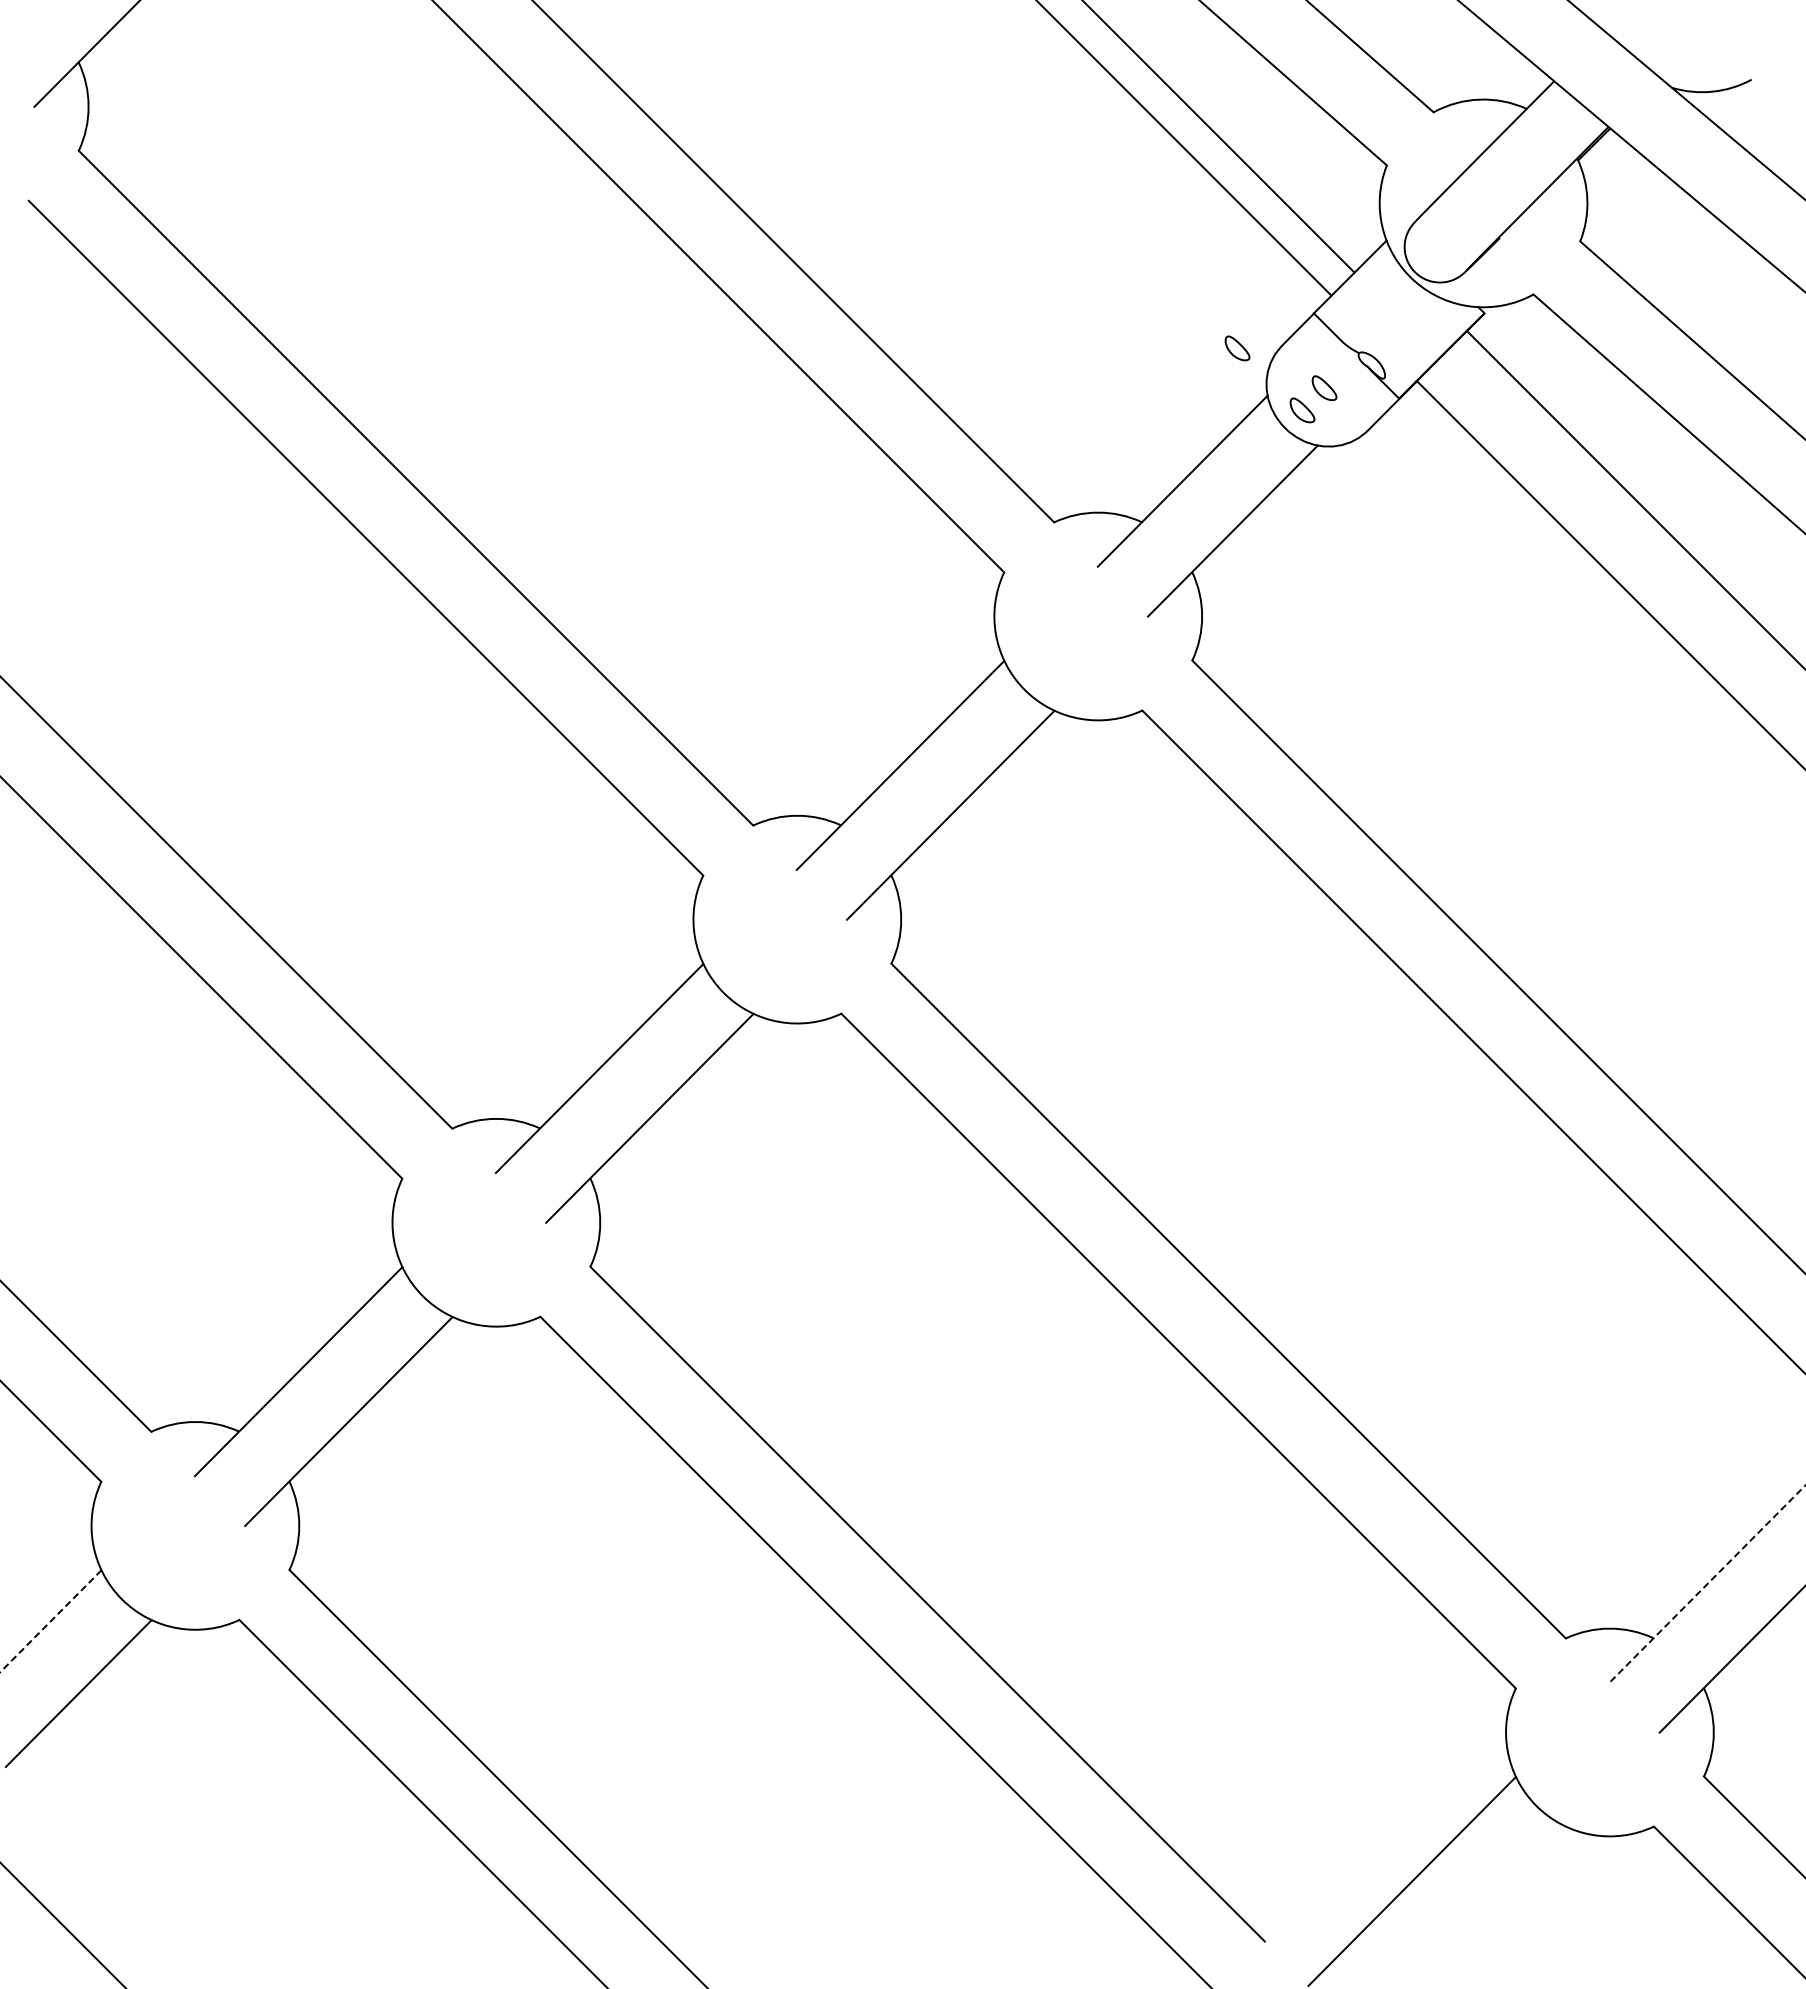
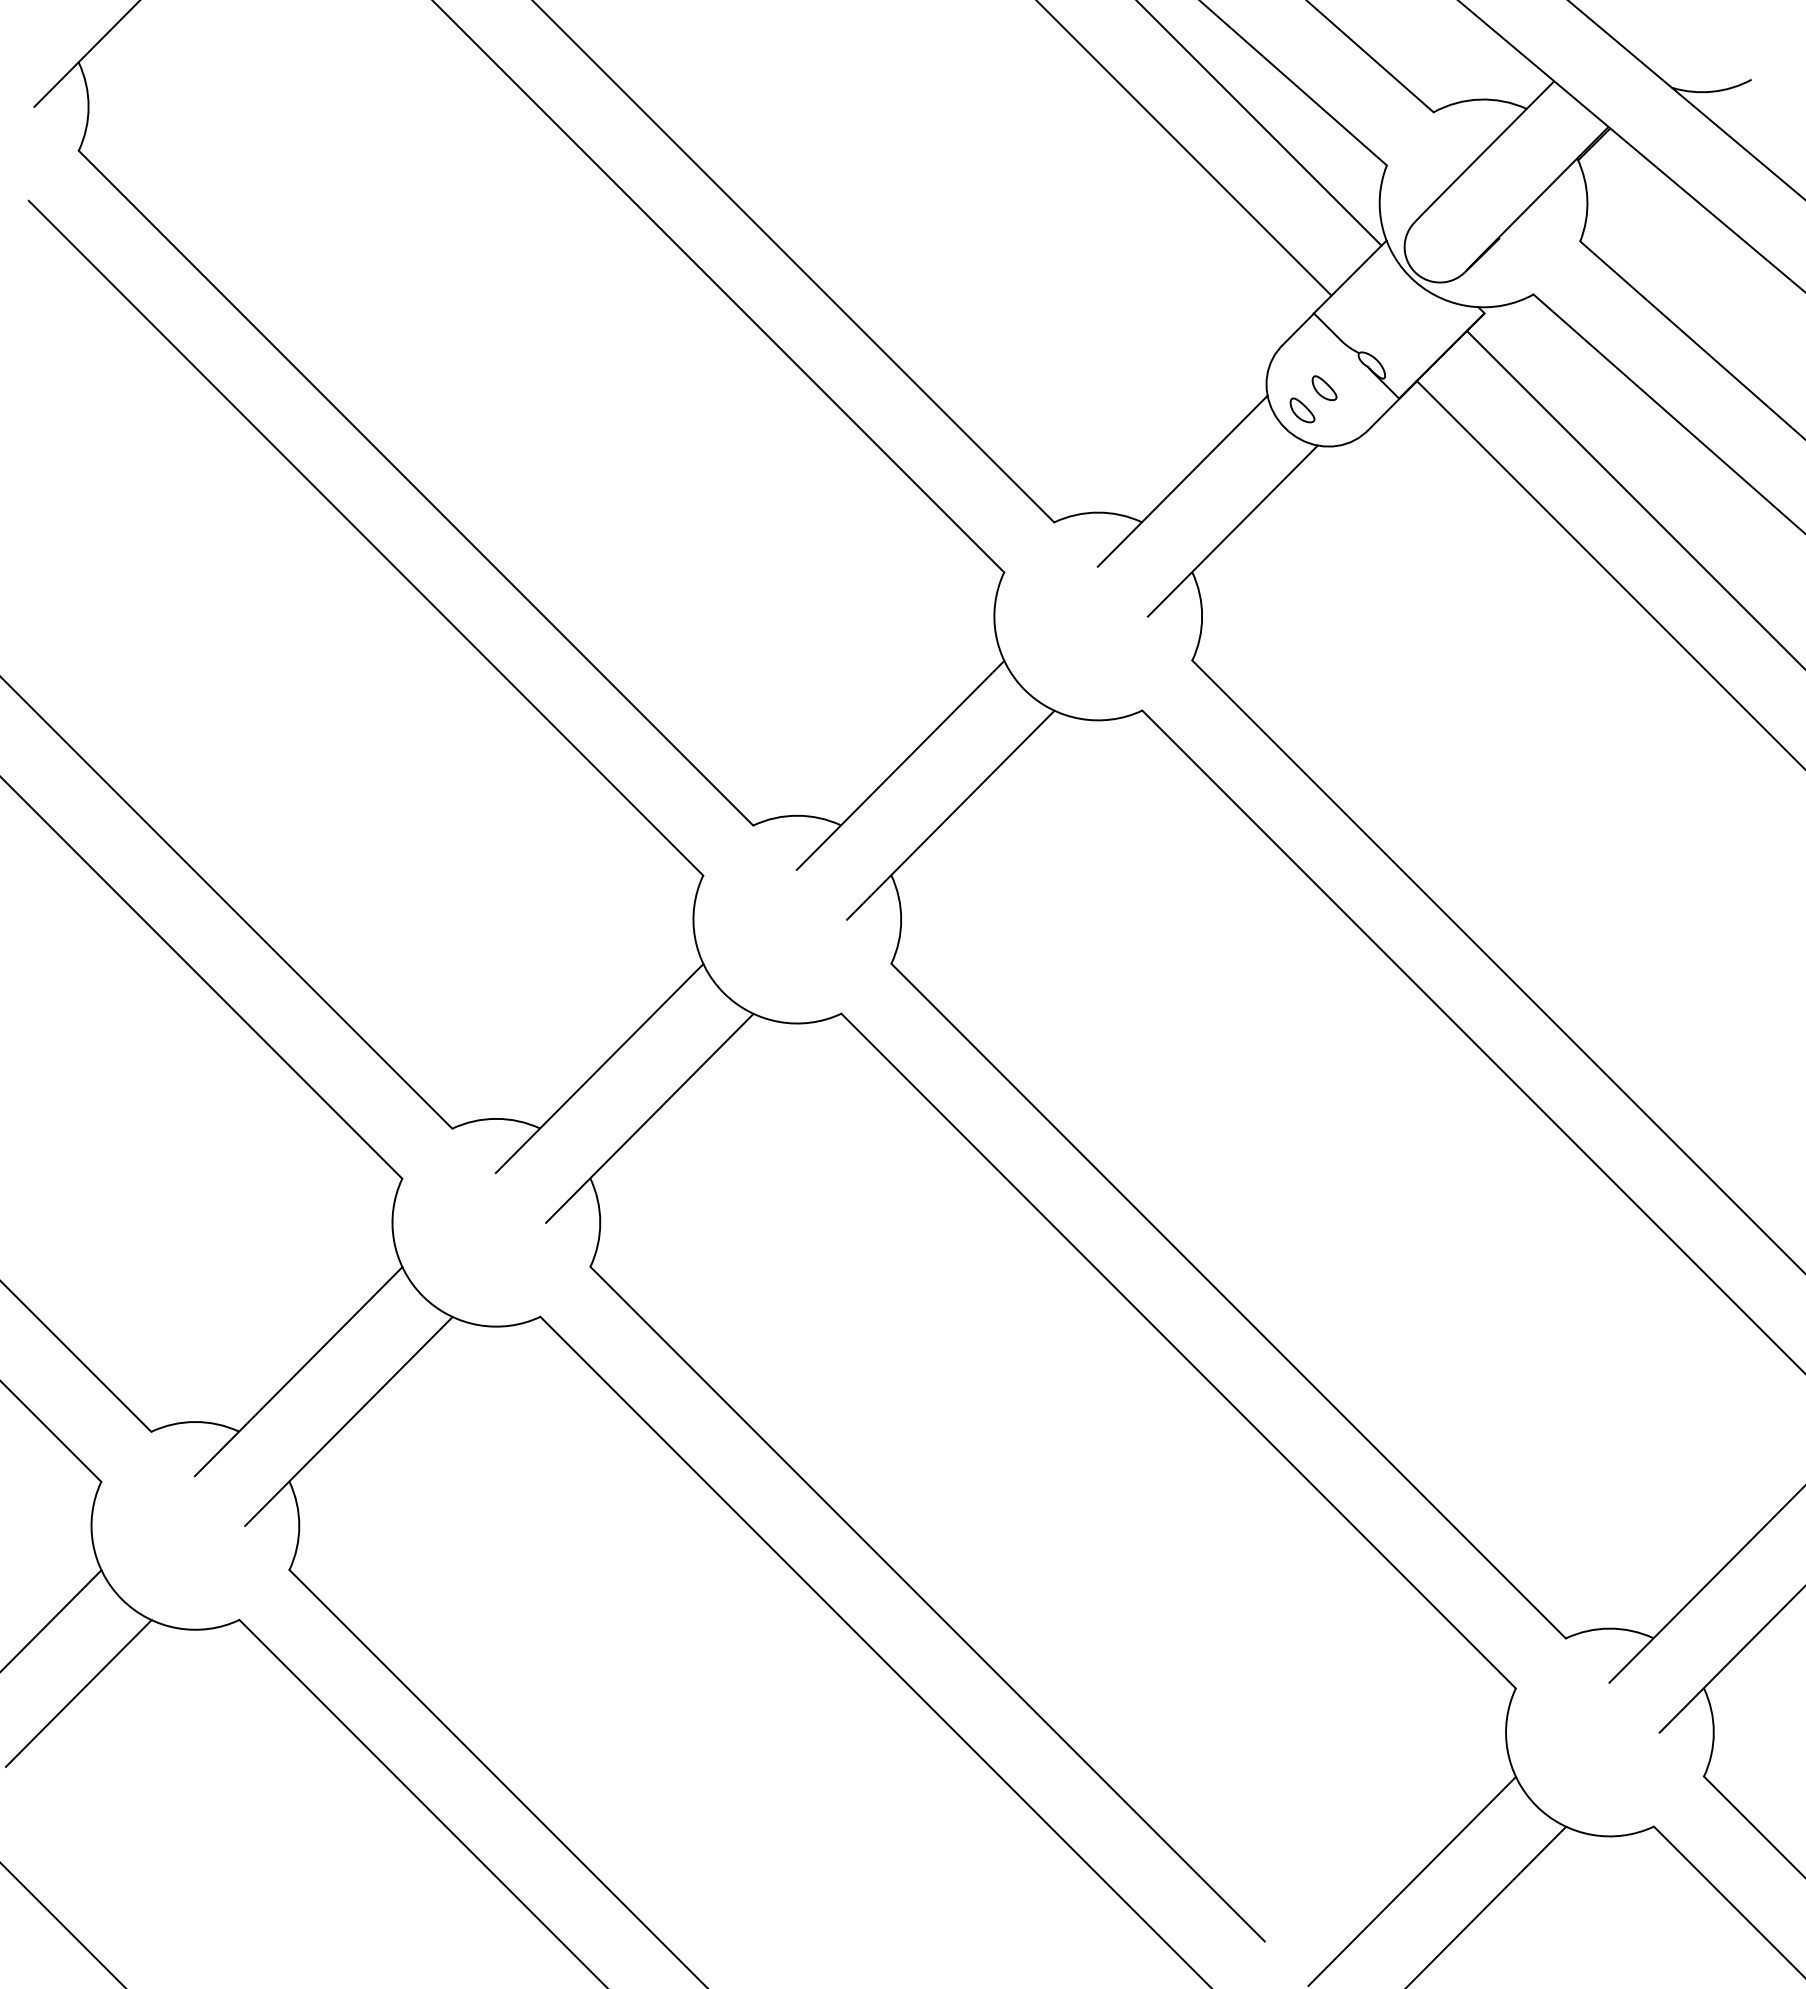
line position: (1219, 137) -> (1259, 123) (1259, 123)
part: present -> none (1237, 348)
line: dashed -> solid (1707, 1584)
line: dashed -> solid (50, 1621)
line: none -> present (1487, 1905)
